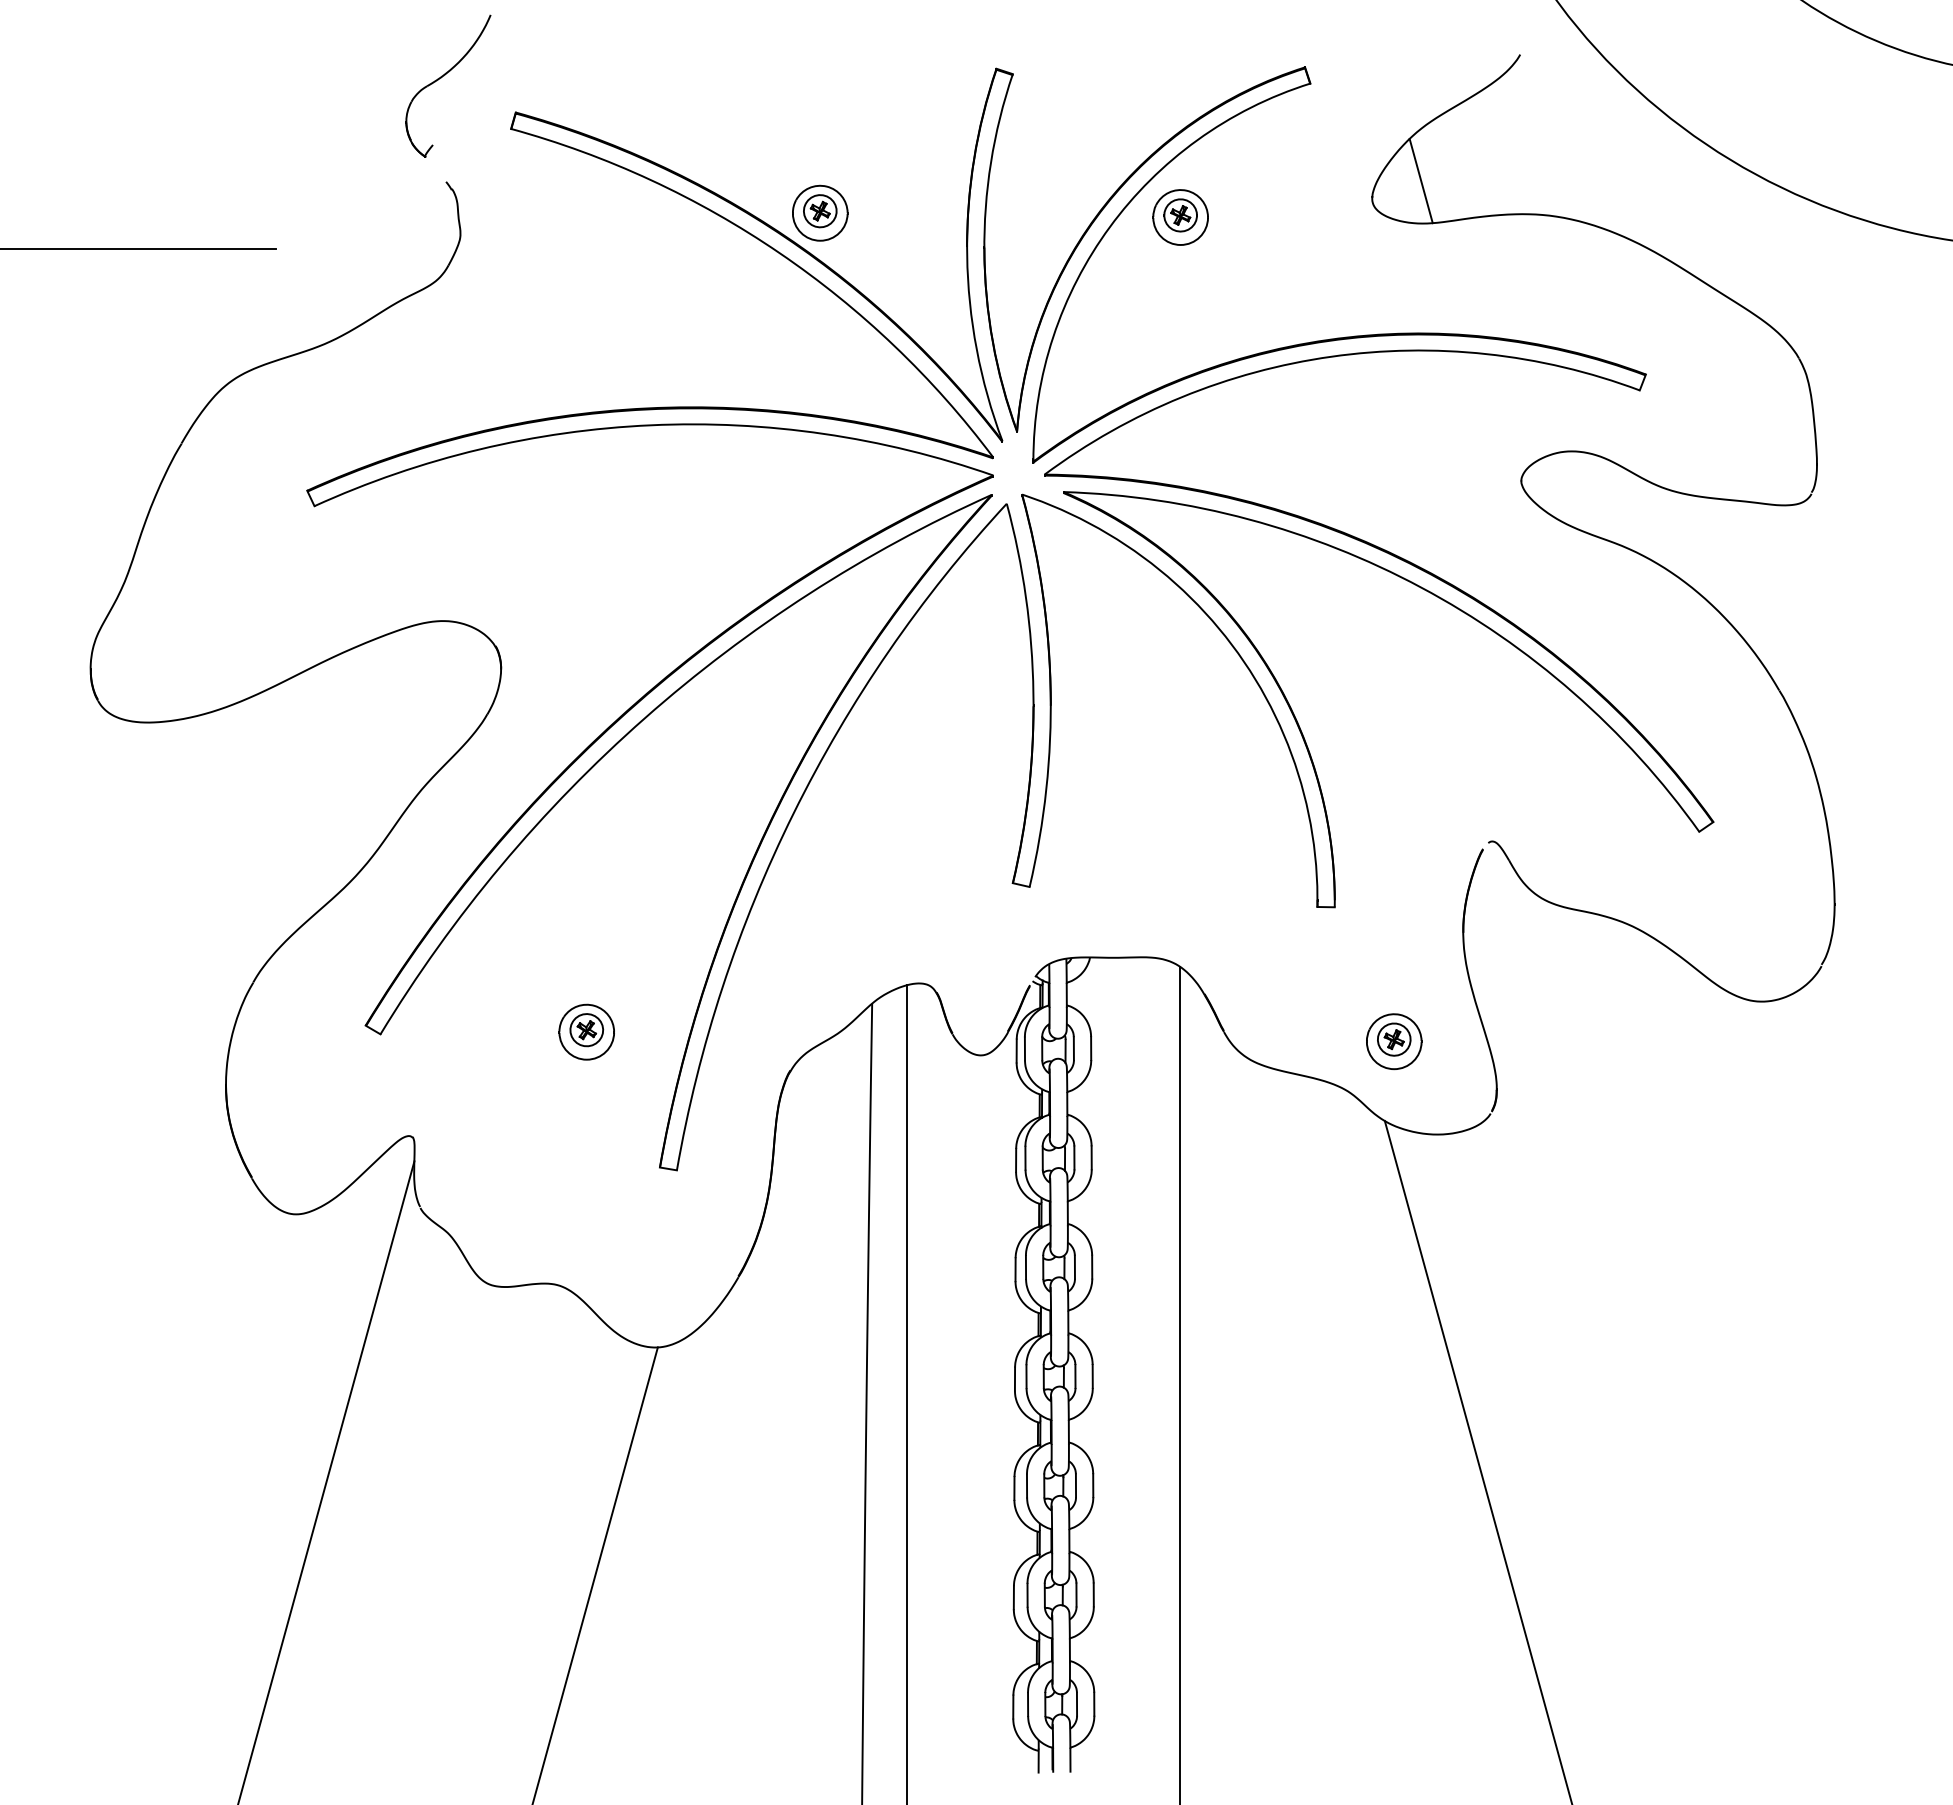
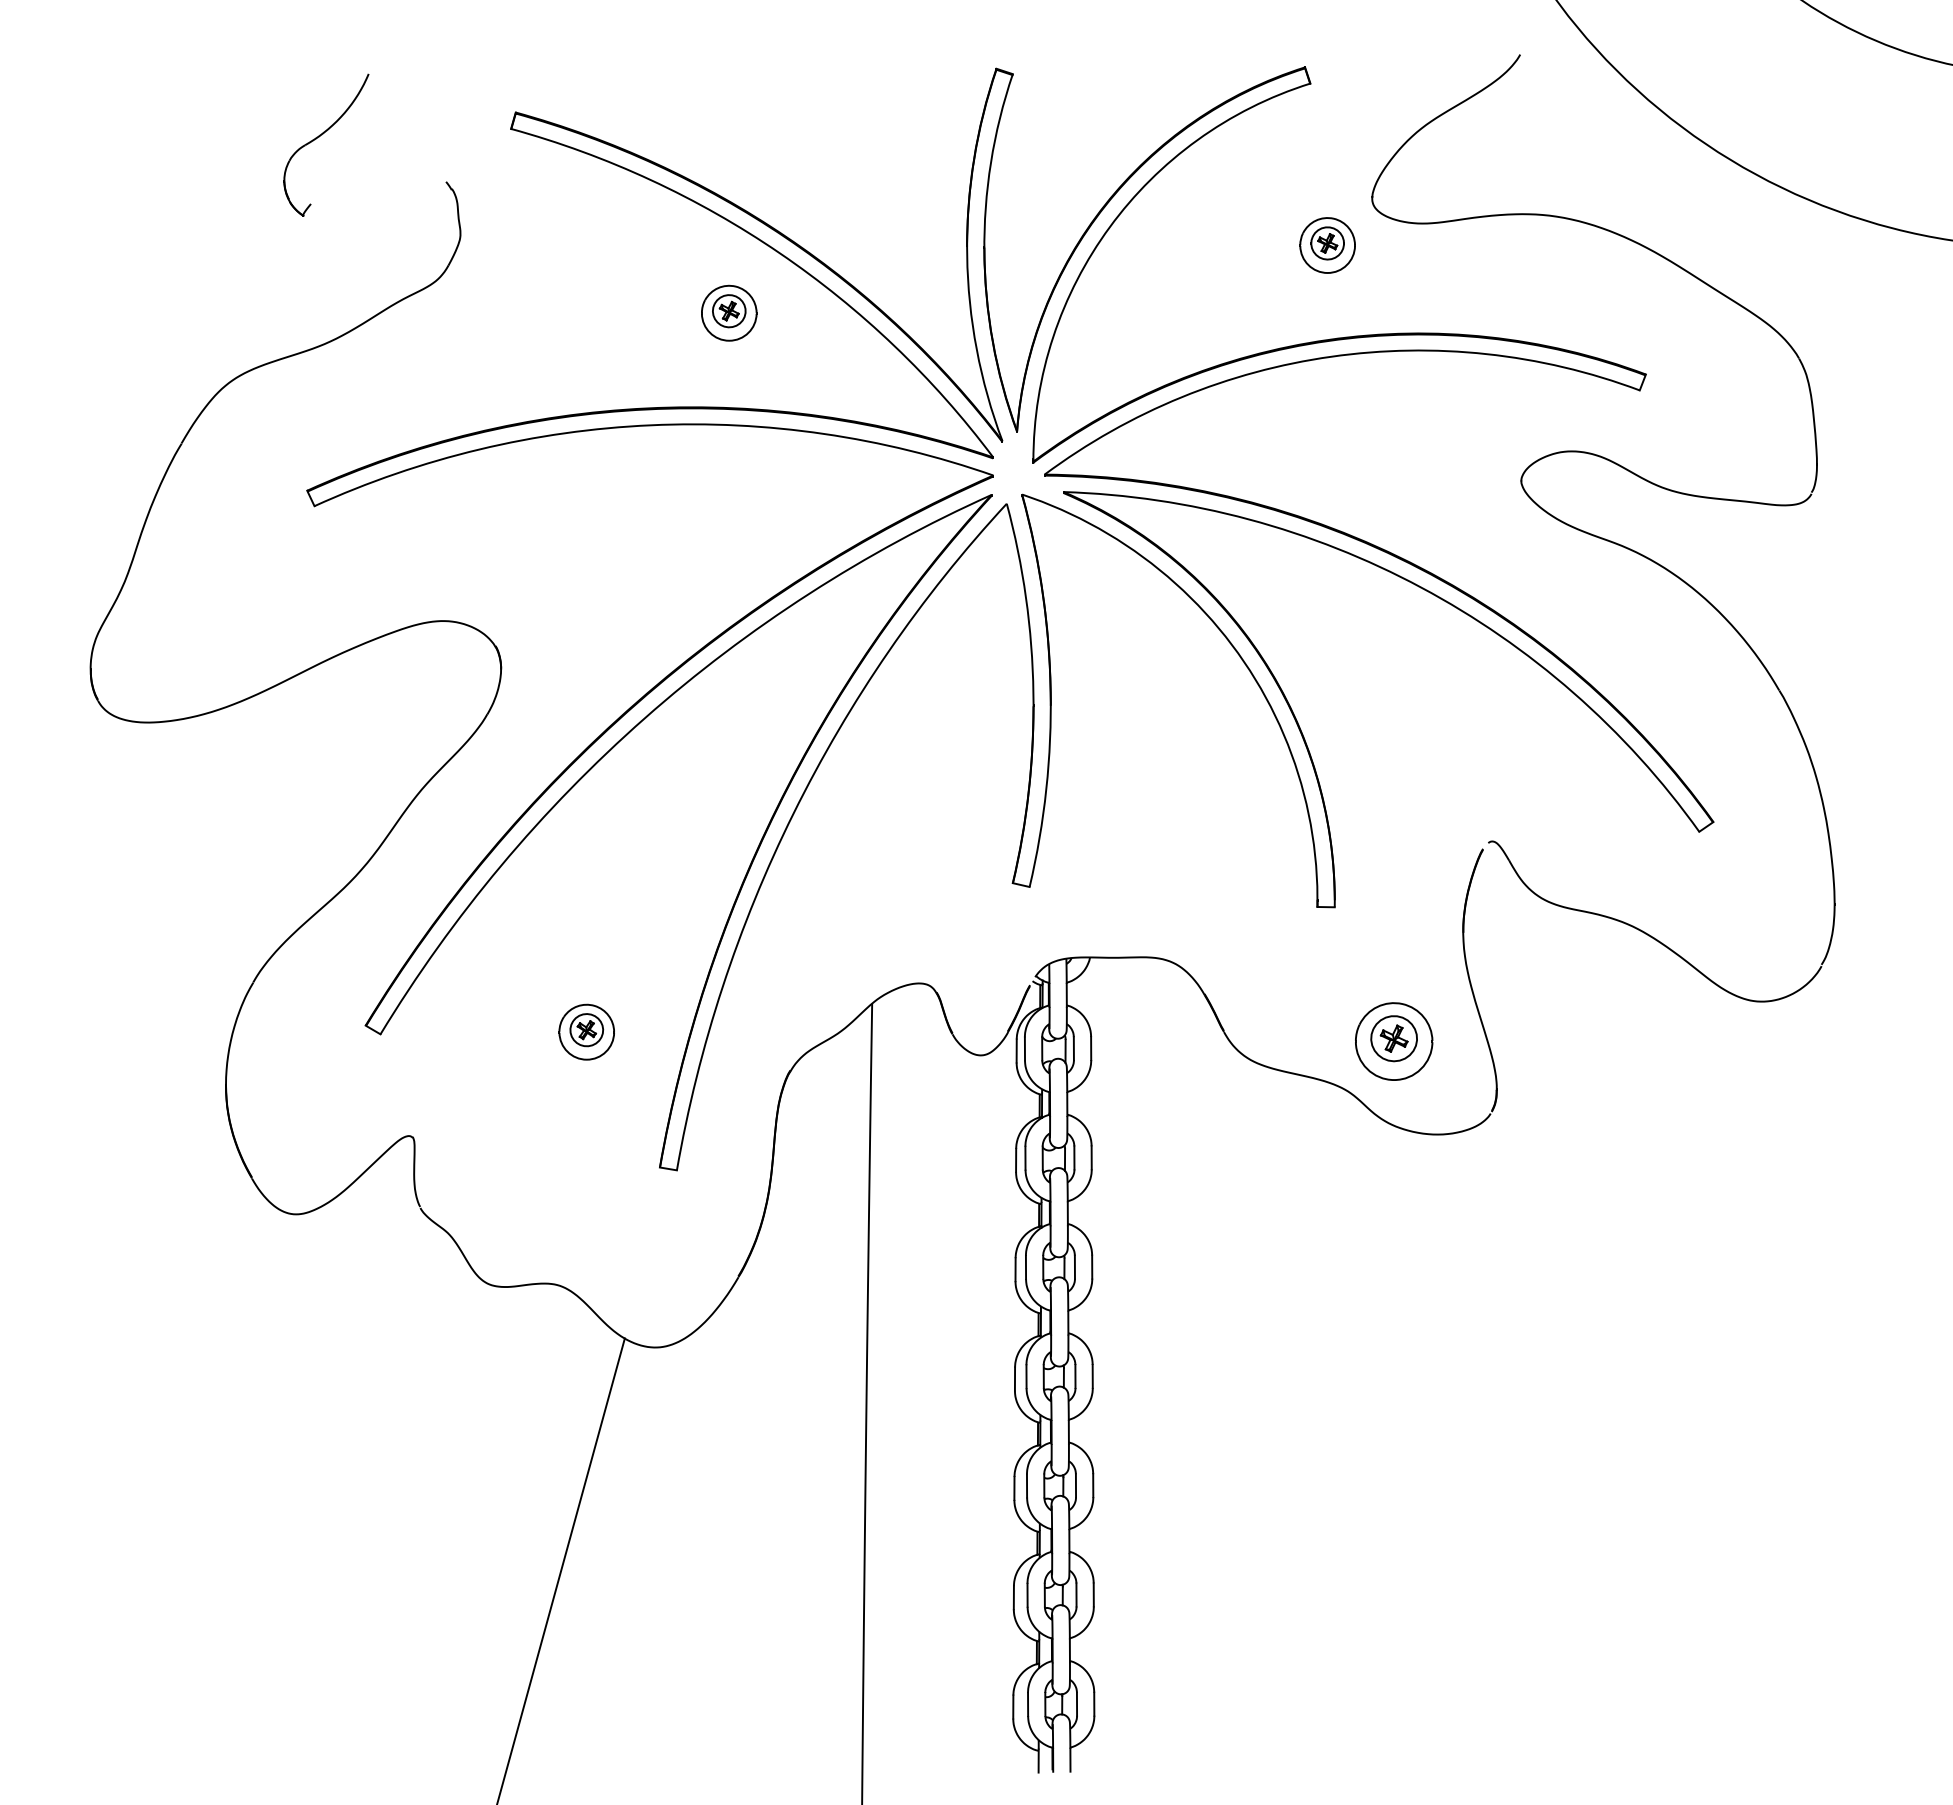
part position: (441, 78) -> (319, 137) (319, 137)
line: present -> none (1420, 180)
part position: (820, 212) -> (729, 312) (729, 312)
part position: (1180, 217) -> (1327, 245) (1327, 245)
line: present -> none (139, 248)
part size: 57x58 px -> 79x79 px (1394, 1041)
line: present -> none (1180, 1384)
line: present -> none (906, 1393)
line: present -> none (1477, 1461)
line: present -> none (326, 1481)
line position: (595, 1574) -> (560, 1569) (560, 1569)
